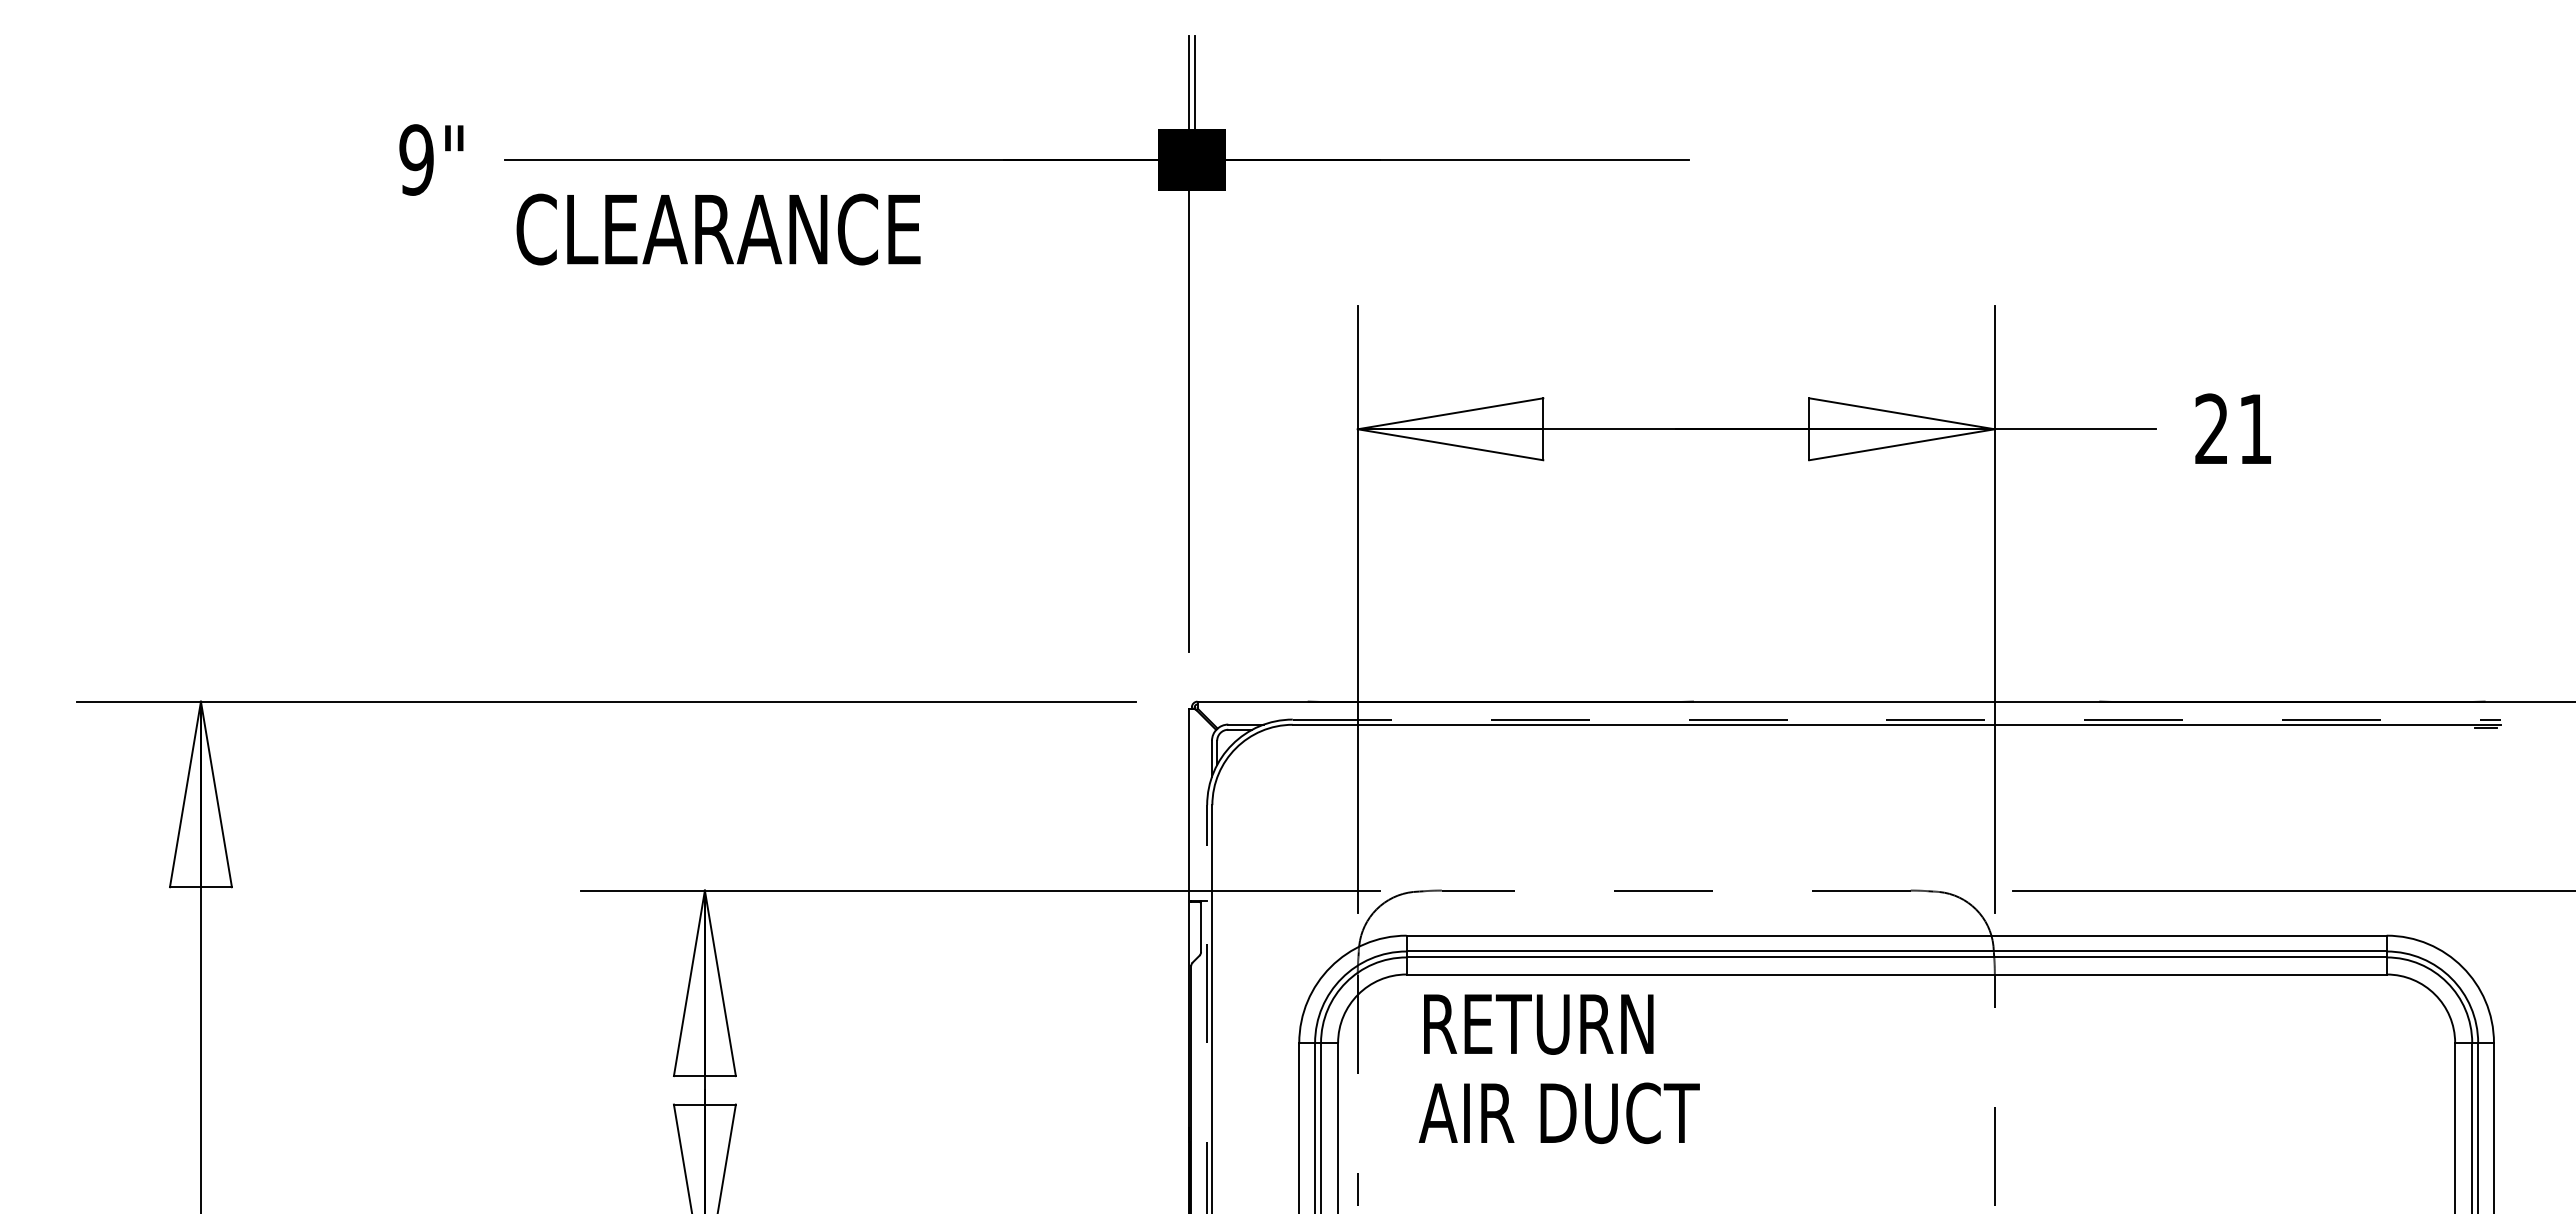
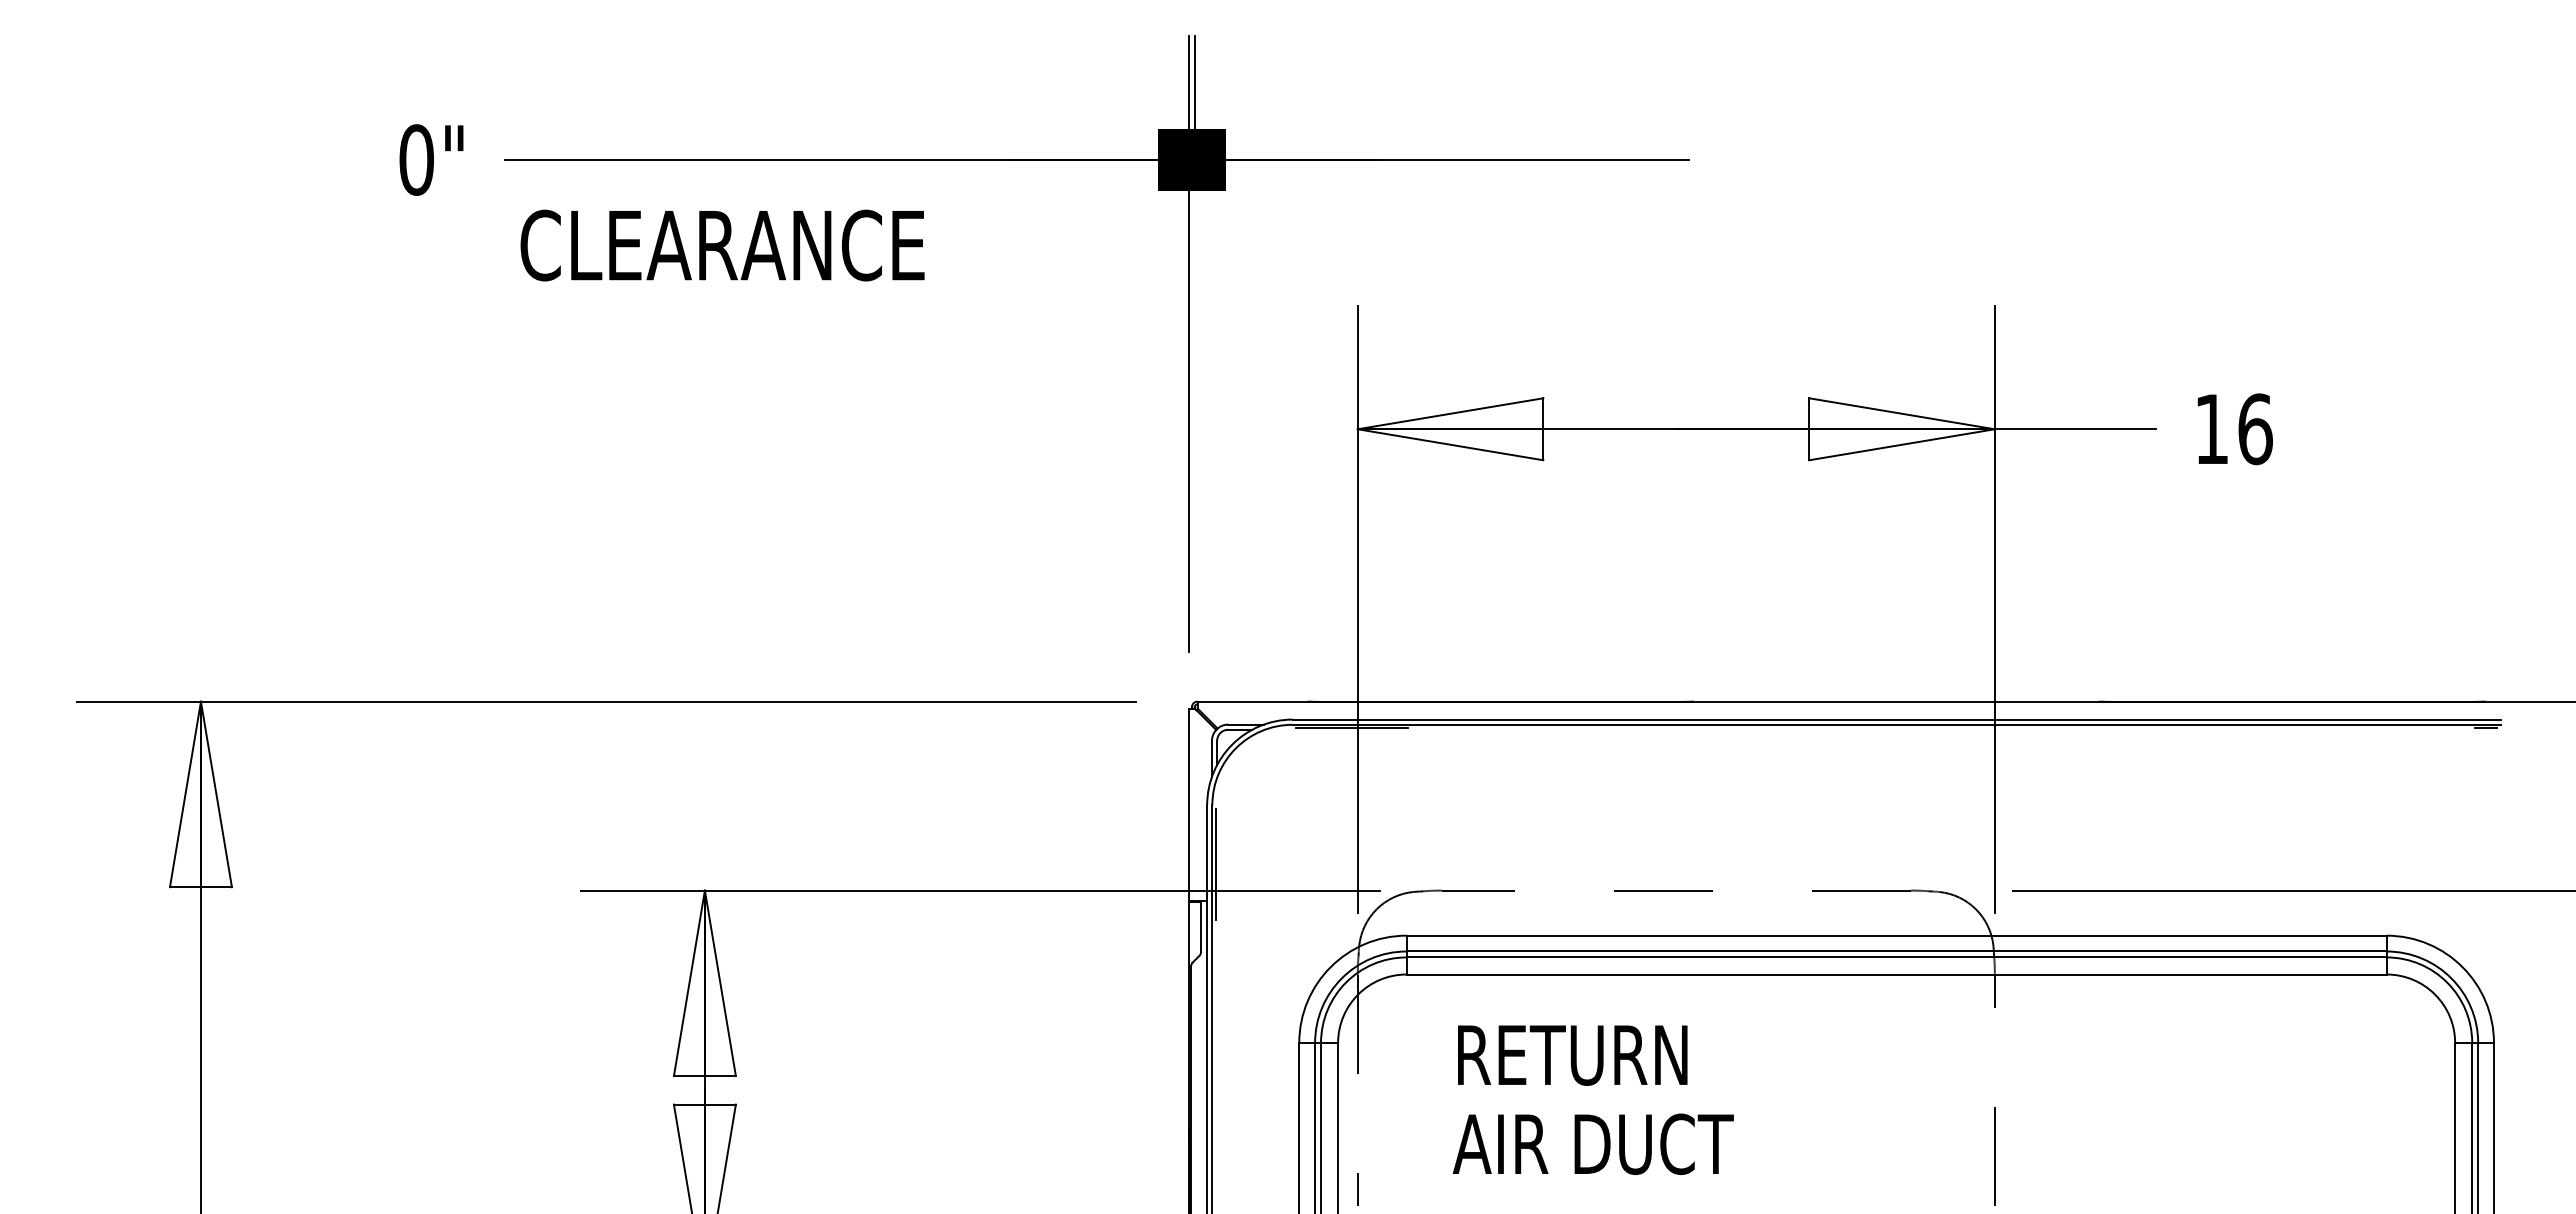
text: 9" -> 0" (416, 159)
text position: (718, 229) -> (722, 245) (722, 245)
text: 21 -> 16 (2233, 429)
line: dashed -> solid (1896, 719)
line: none -> present (1351, 728)
line: none -> present (1215, 864)
line: dashed -> solid (1207, 1009)
text position: (1558, 1068) -> (1592, 1099) (1592, 1099)
